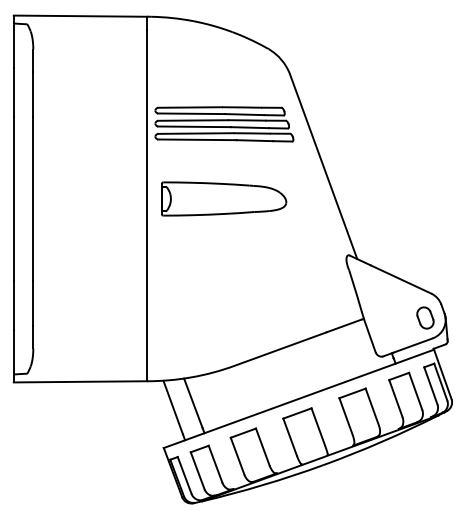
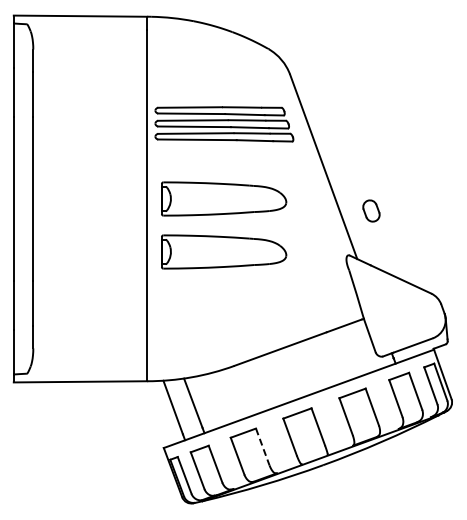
part: none -> present (224, 251)
part position: (425, 317) -> (371, 210) (371, 210)
line: solid -> dashed (262, 446)
